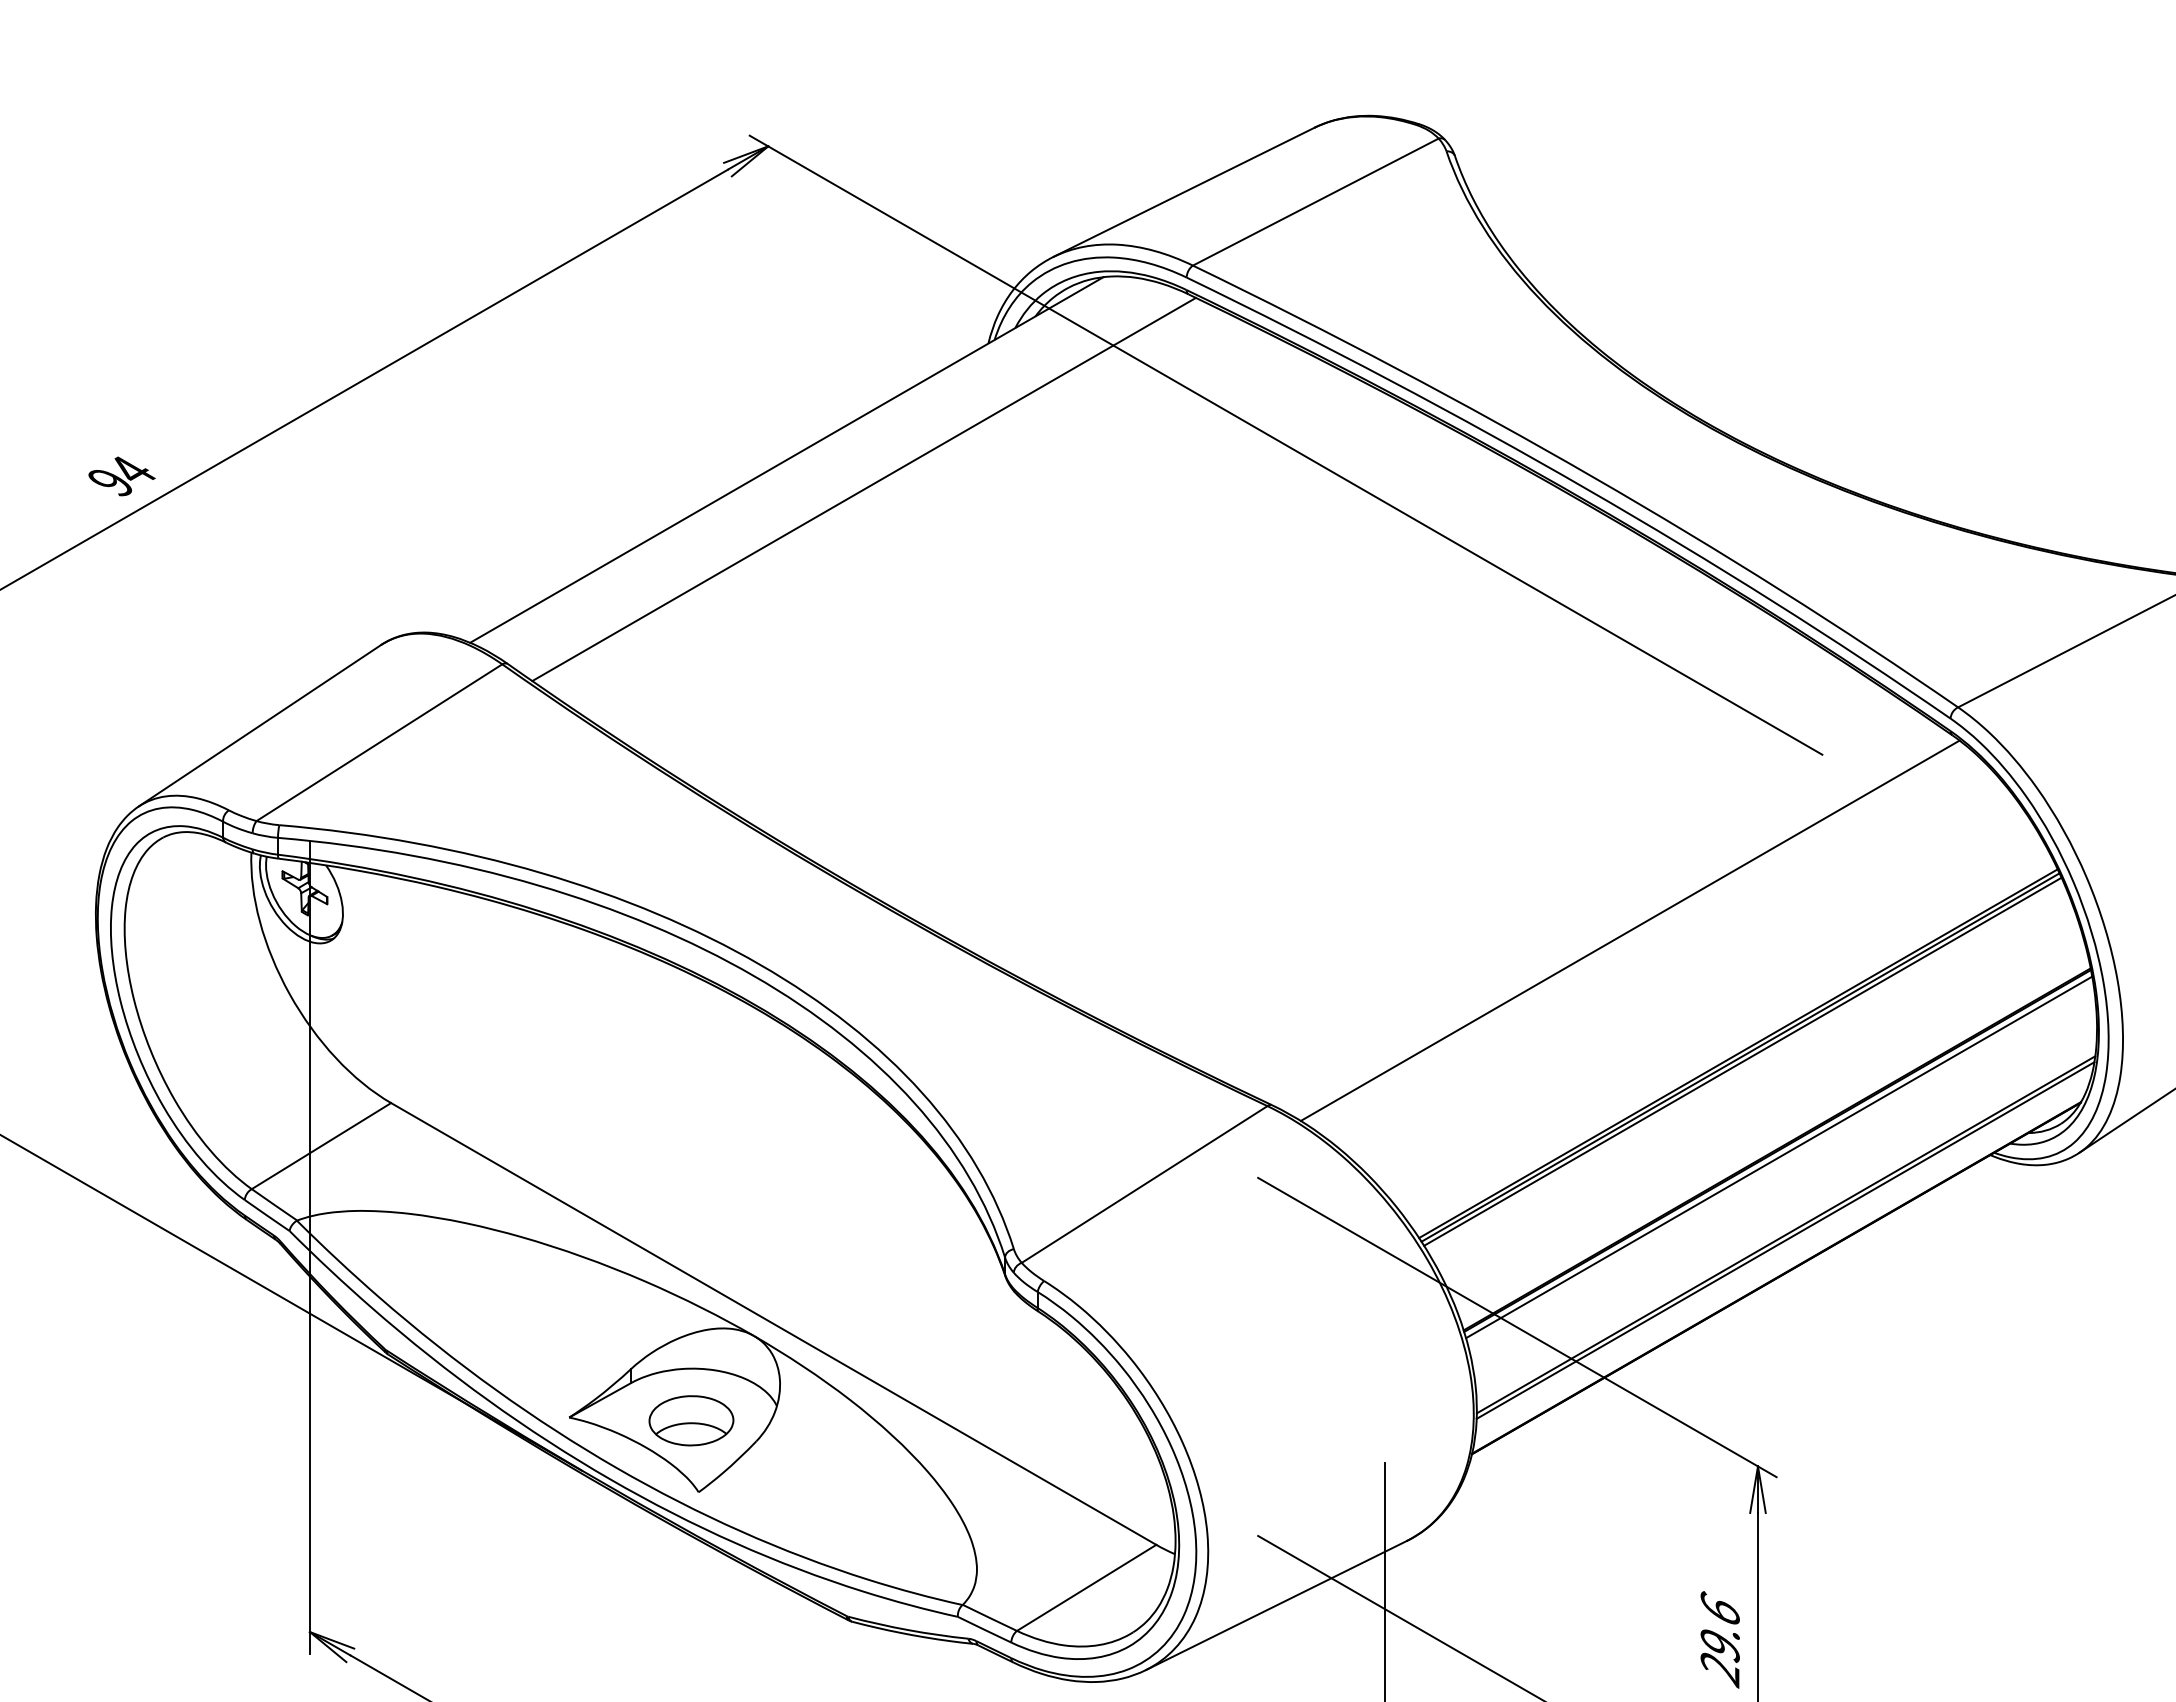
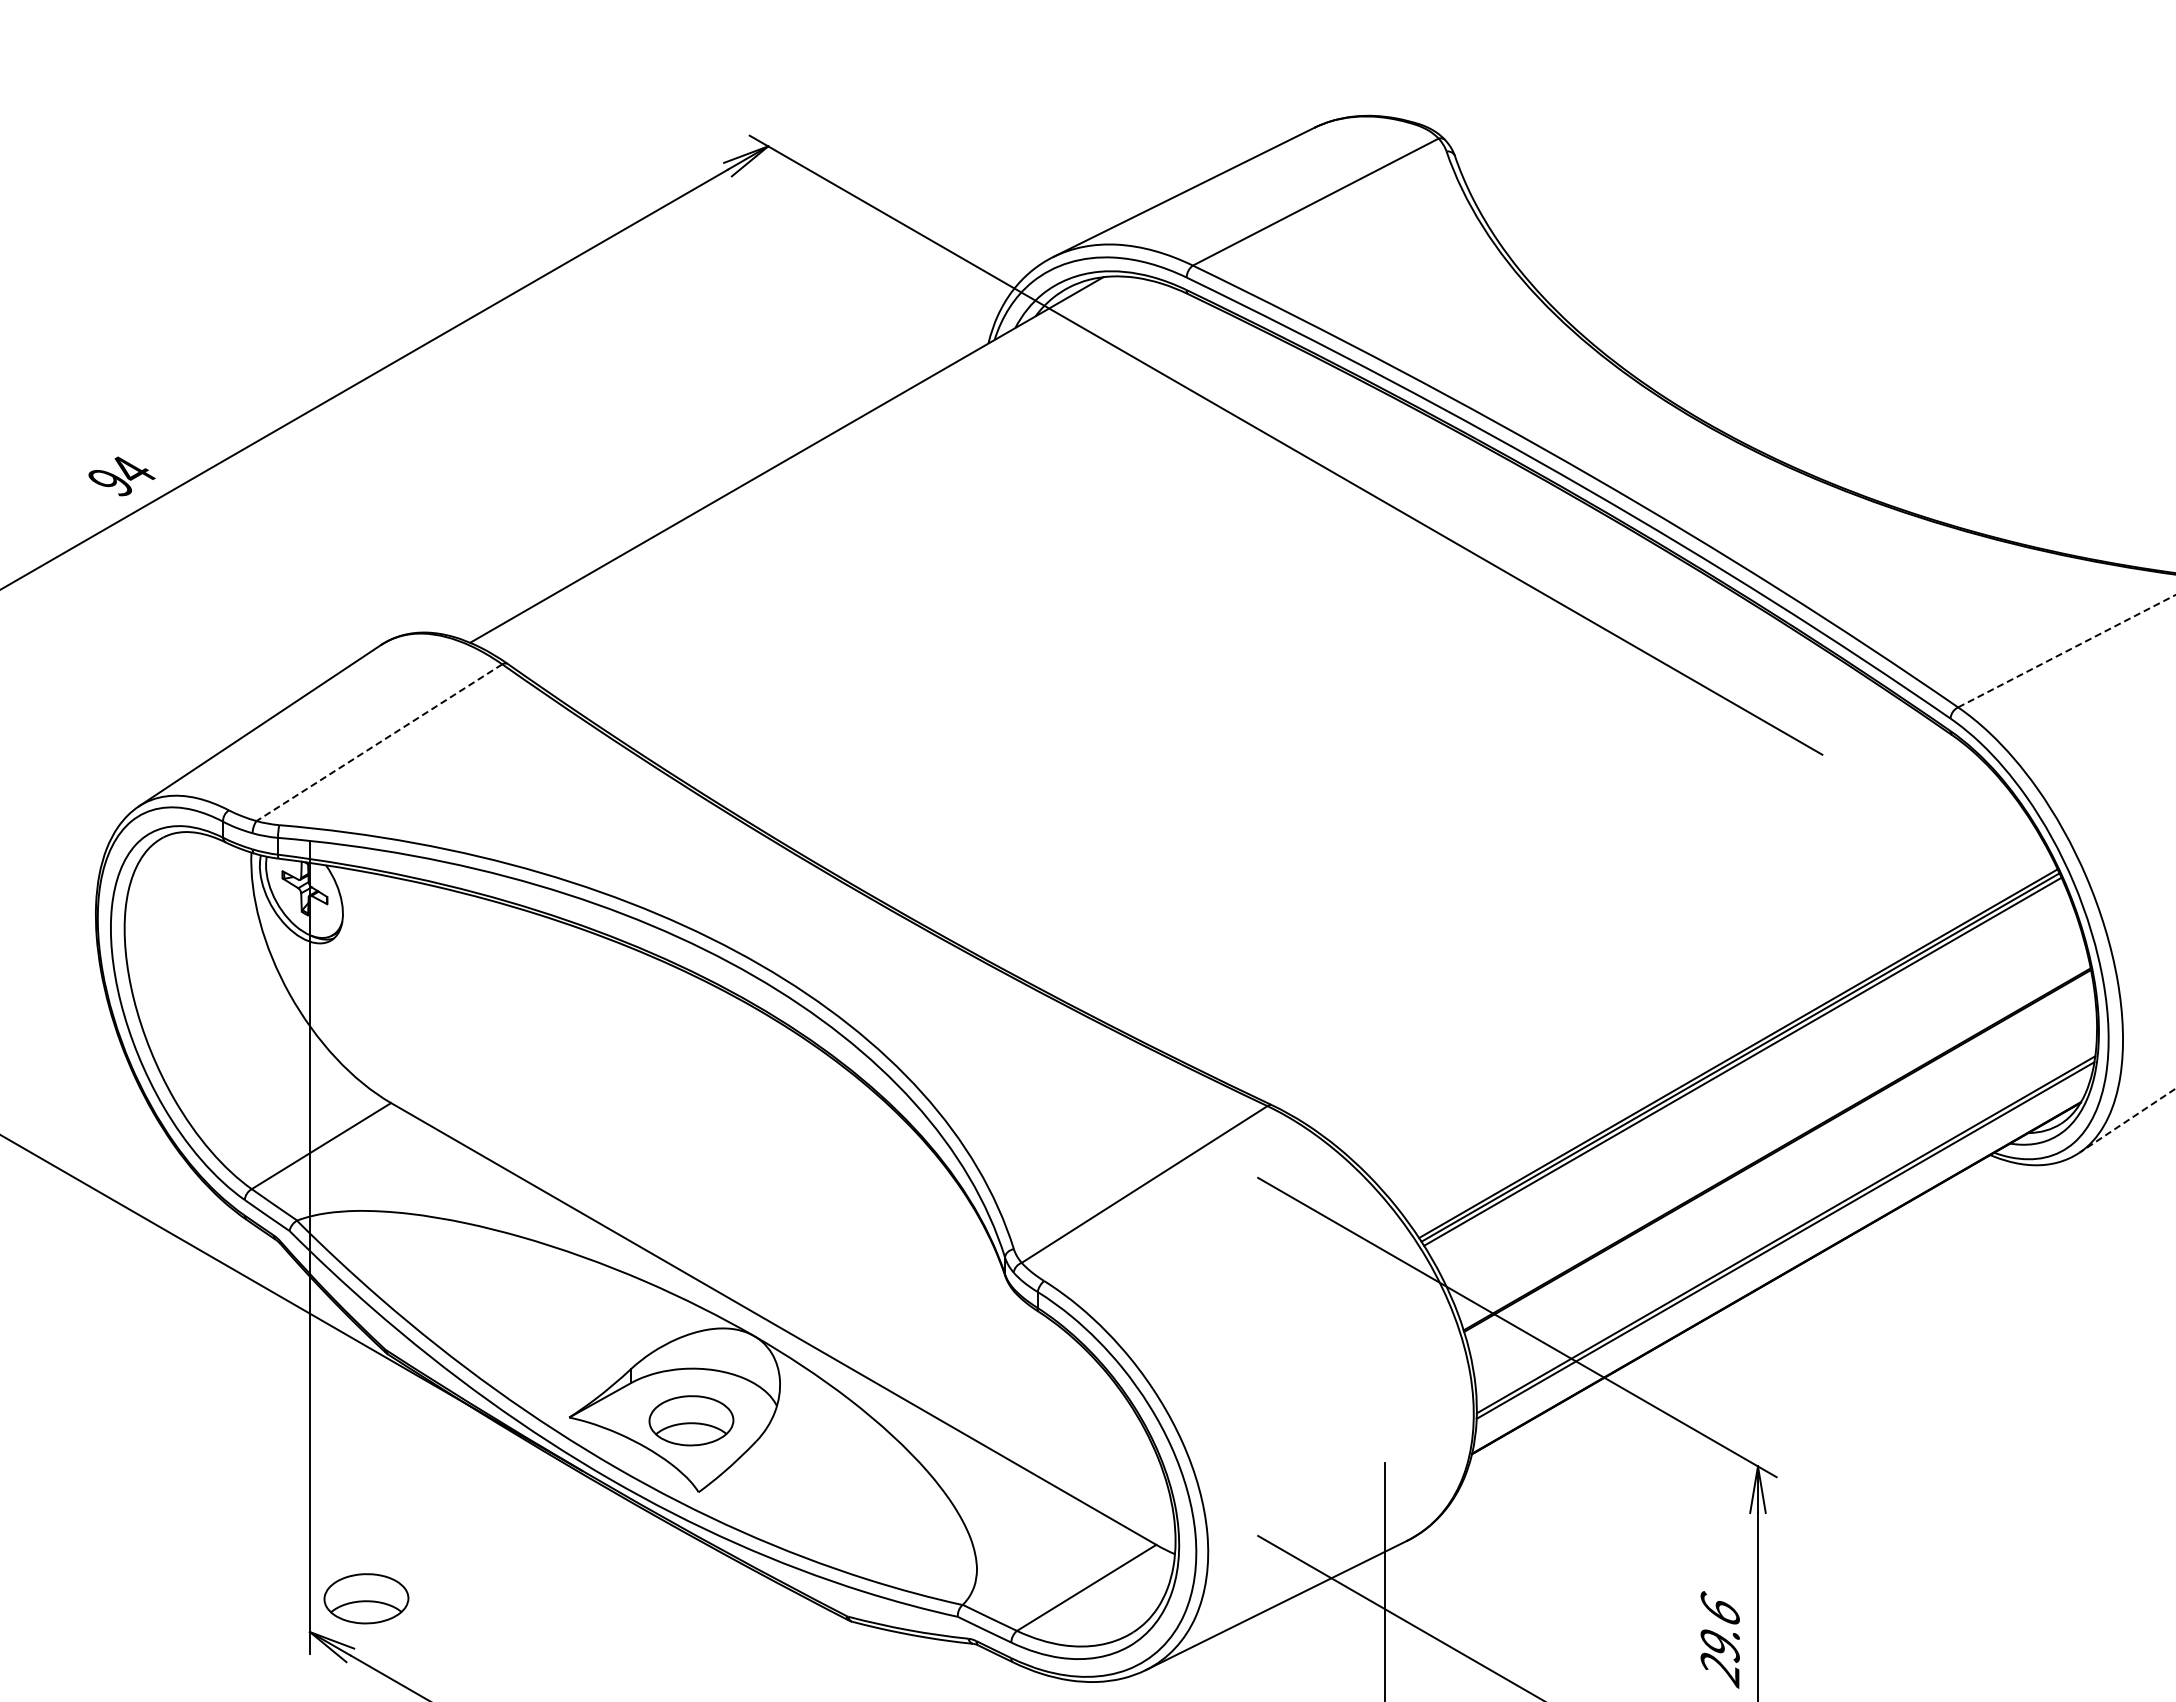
line: present -> none (863, 489)
line: solid -> dashed (2067, 651)
line: solid -> dashed (379, 742)
line: present -> none (1629, 930)
line: solid -> dashed (2126, 1121)
line: present -> none (1779, 1157)
part: none -> present (366, 1598)
